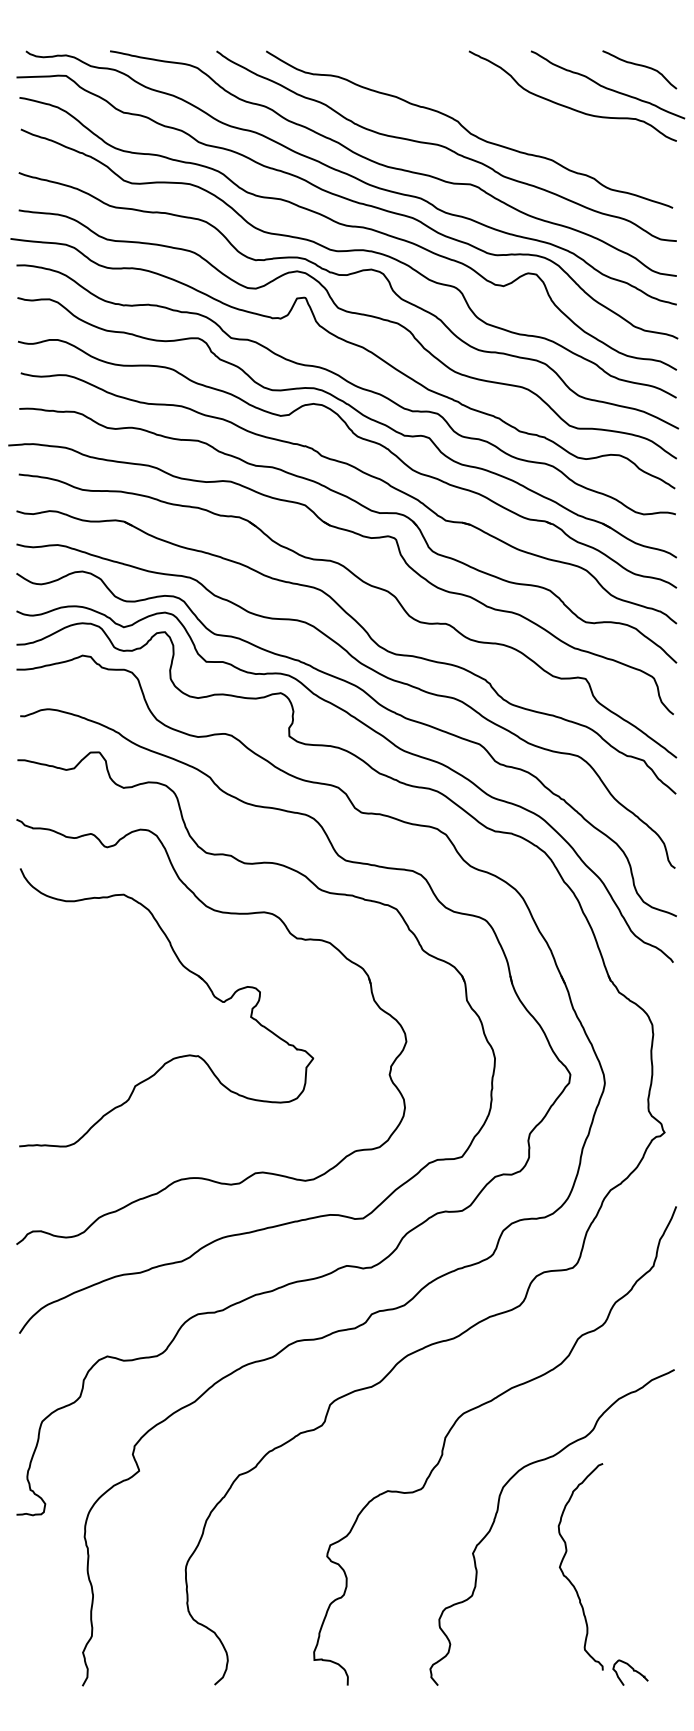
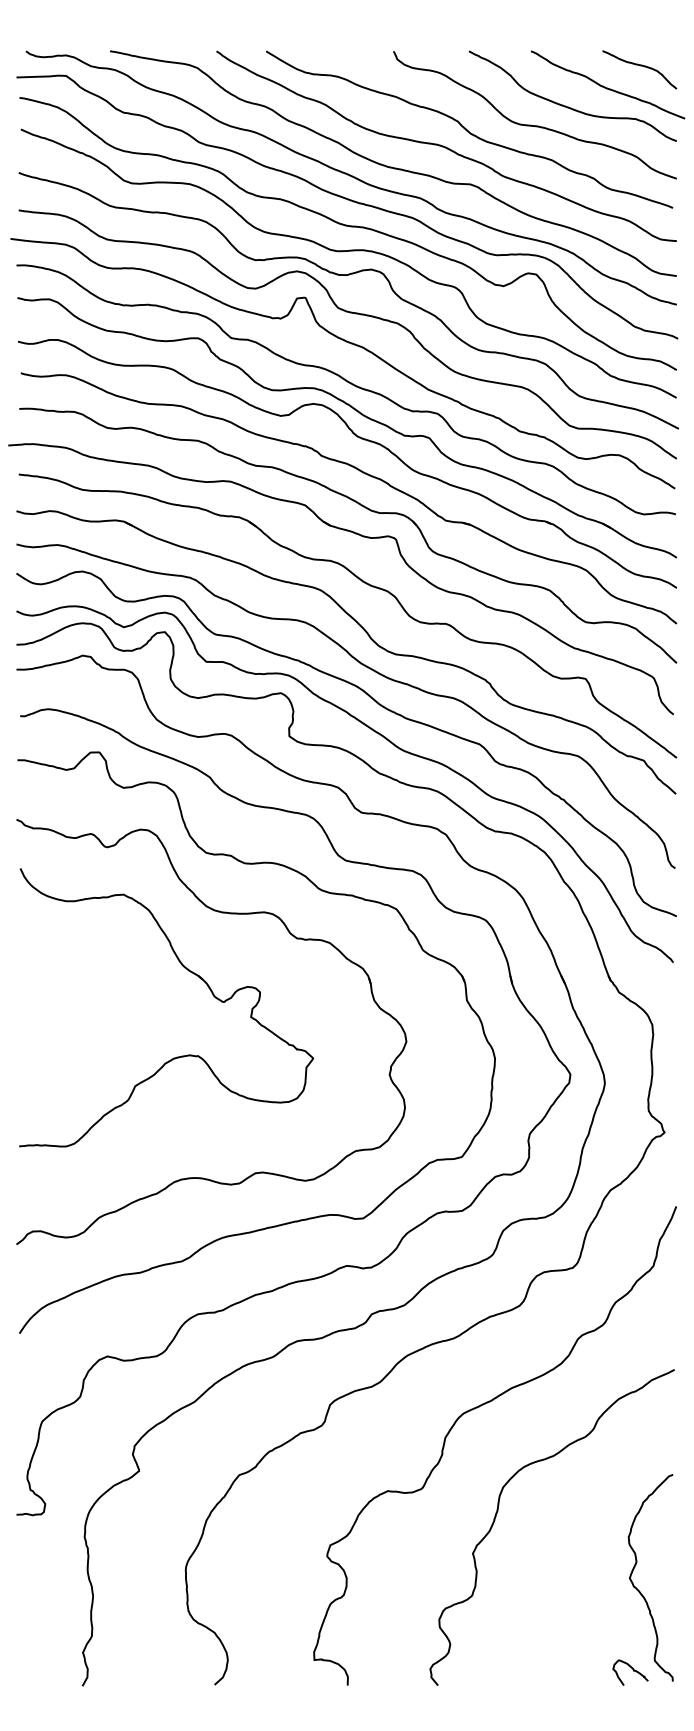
curve: none -> present (531, 124)
curve position: (568, 1578) -> (638, 1589) (638, 1589)
